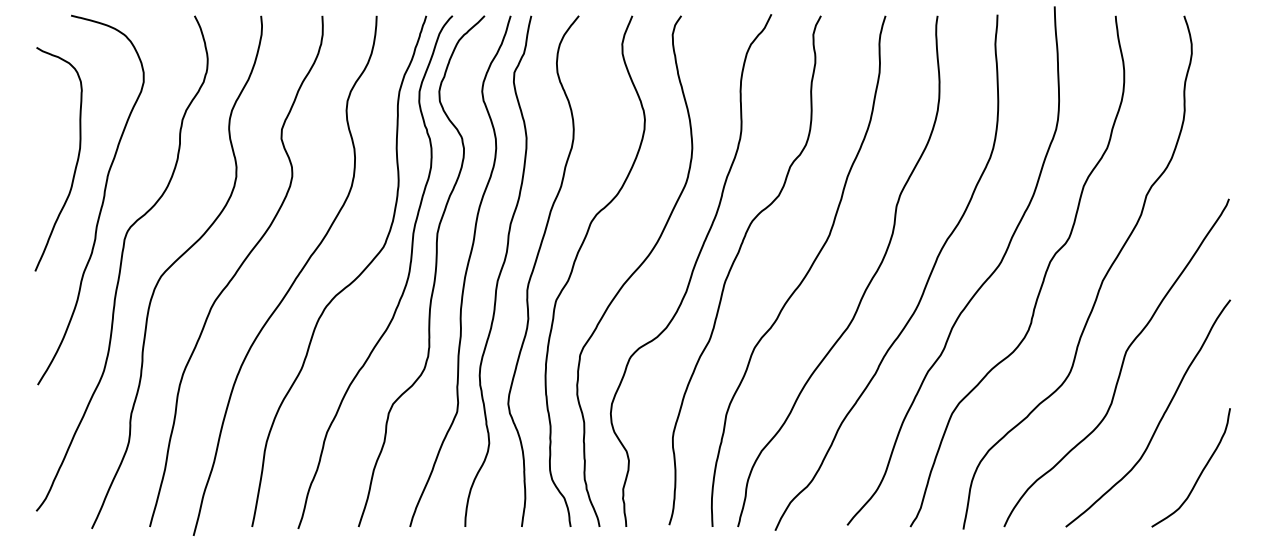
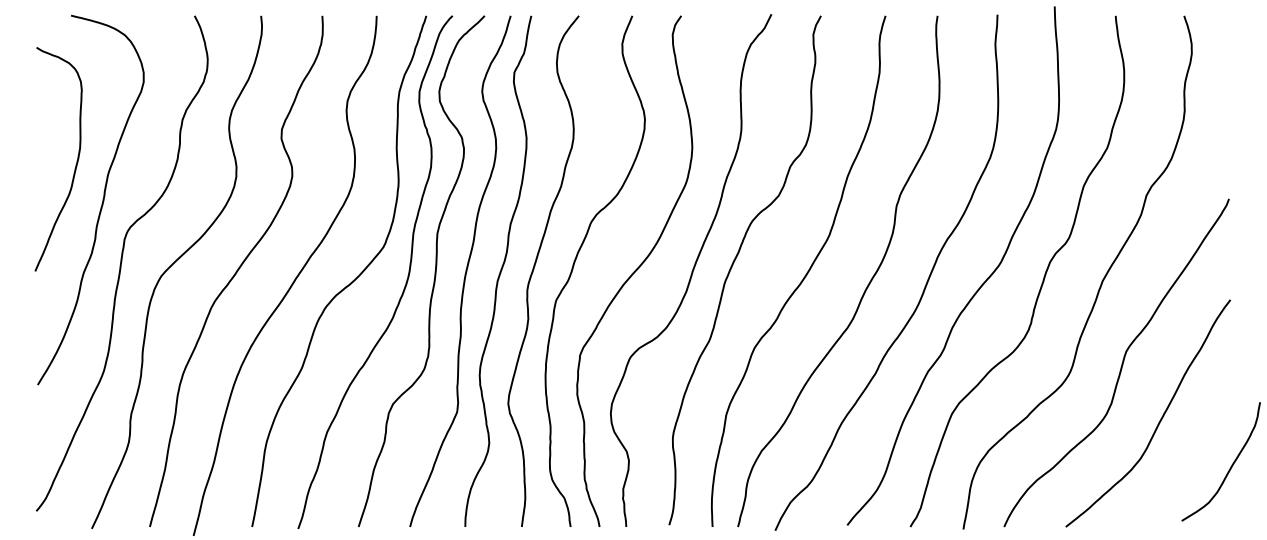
curve position: (1200, 472) -> (1230, 466) (1230, 466)
